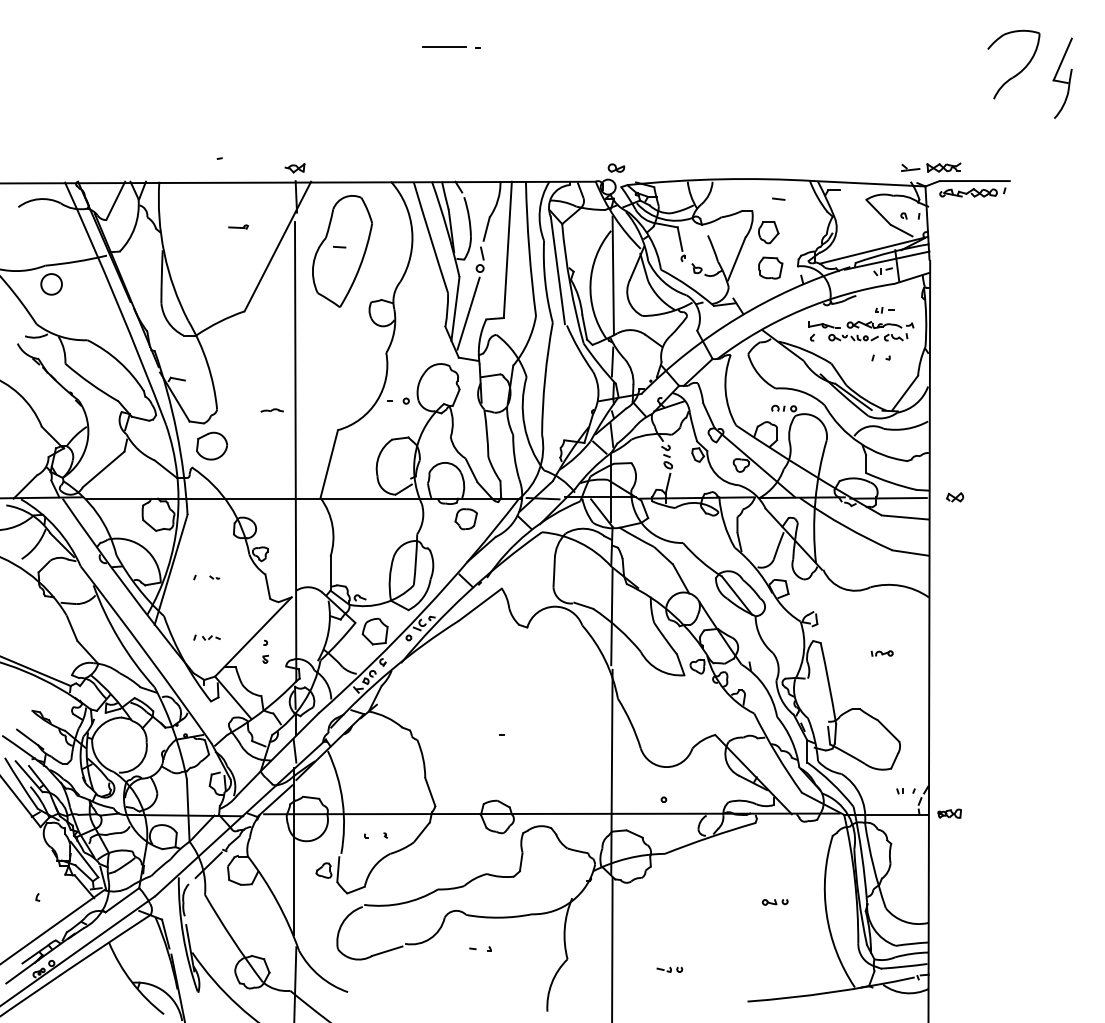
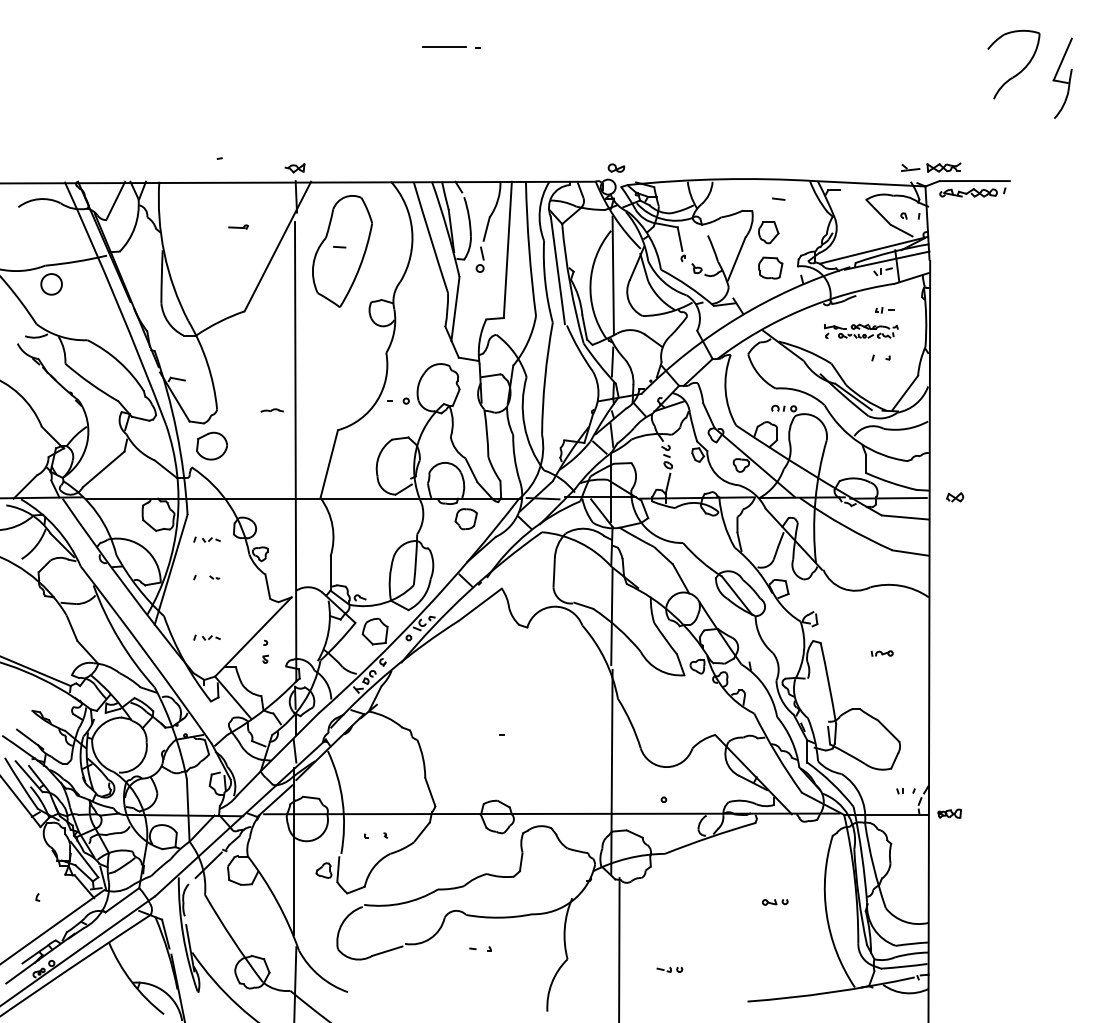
line: present -> none (468, 313)
part size: 107x21 px -> 75x16 px (861, 330)
part: none -> present (206, 539)
line position: (612, 948) -> (619, 948) (619, 948)
